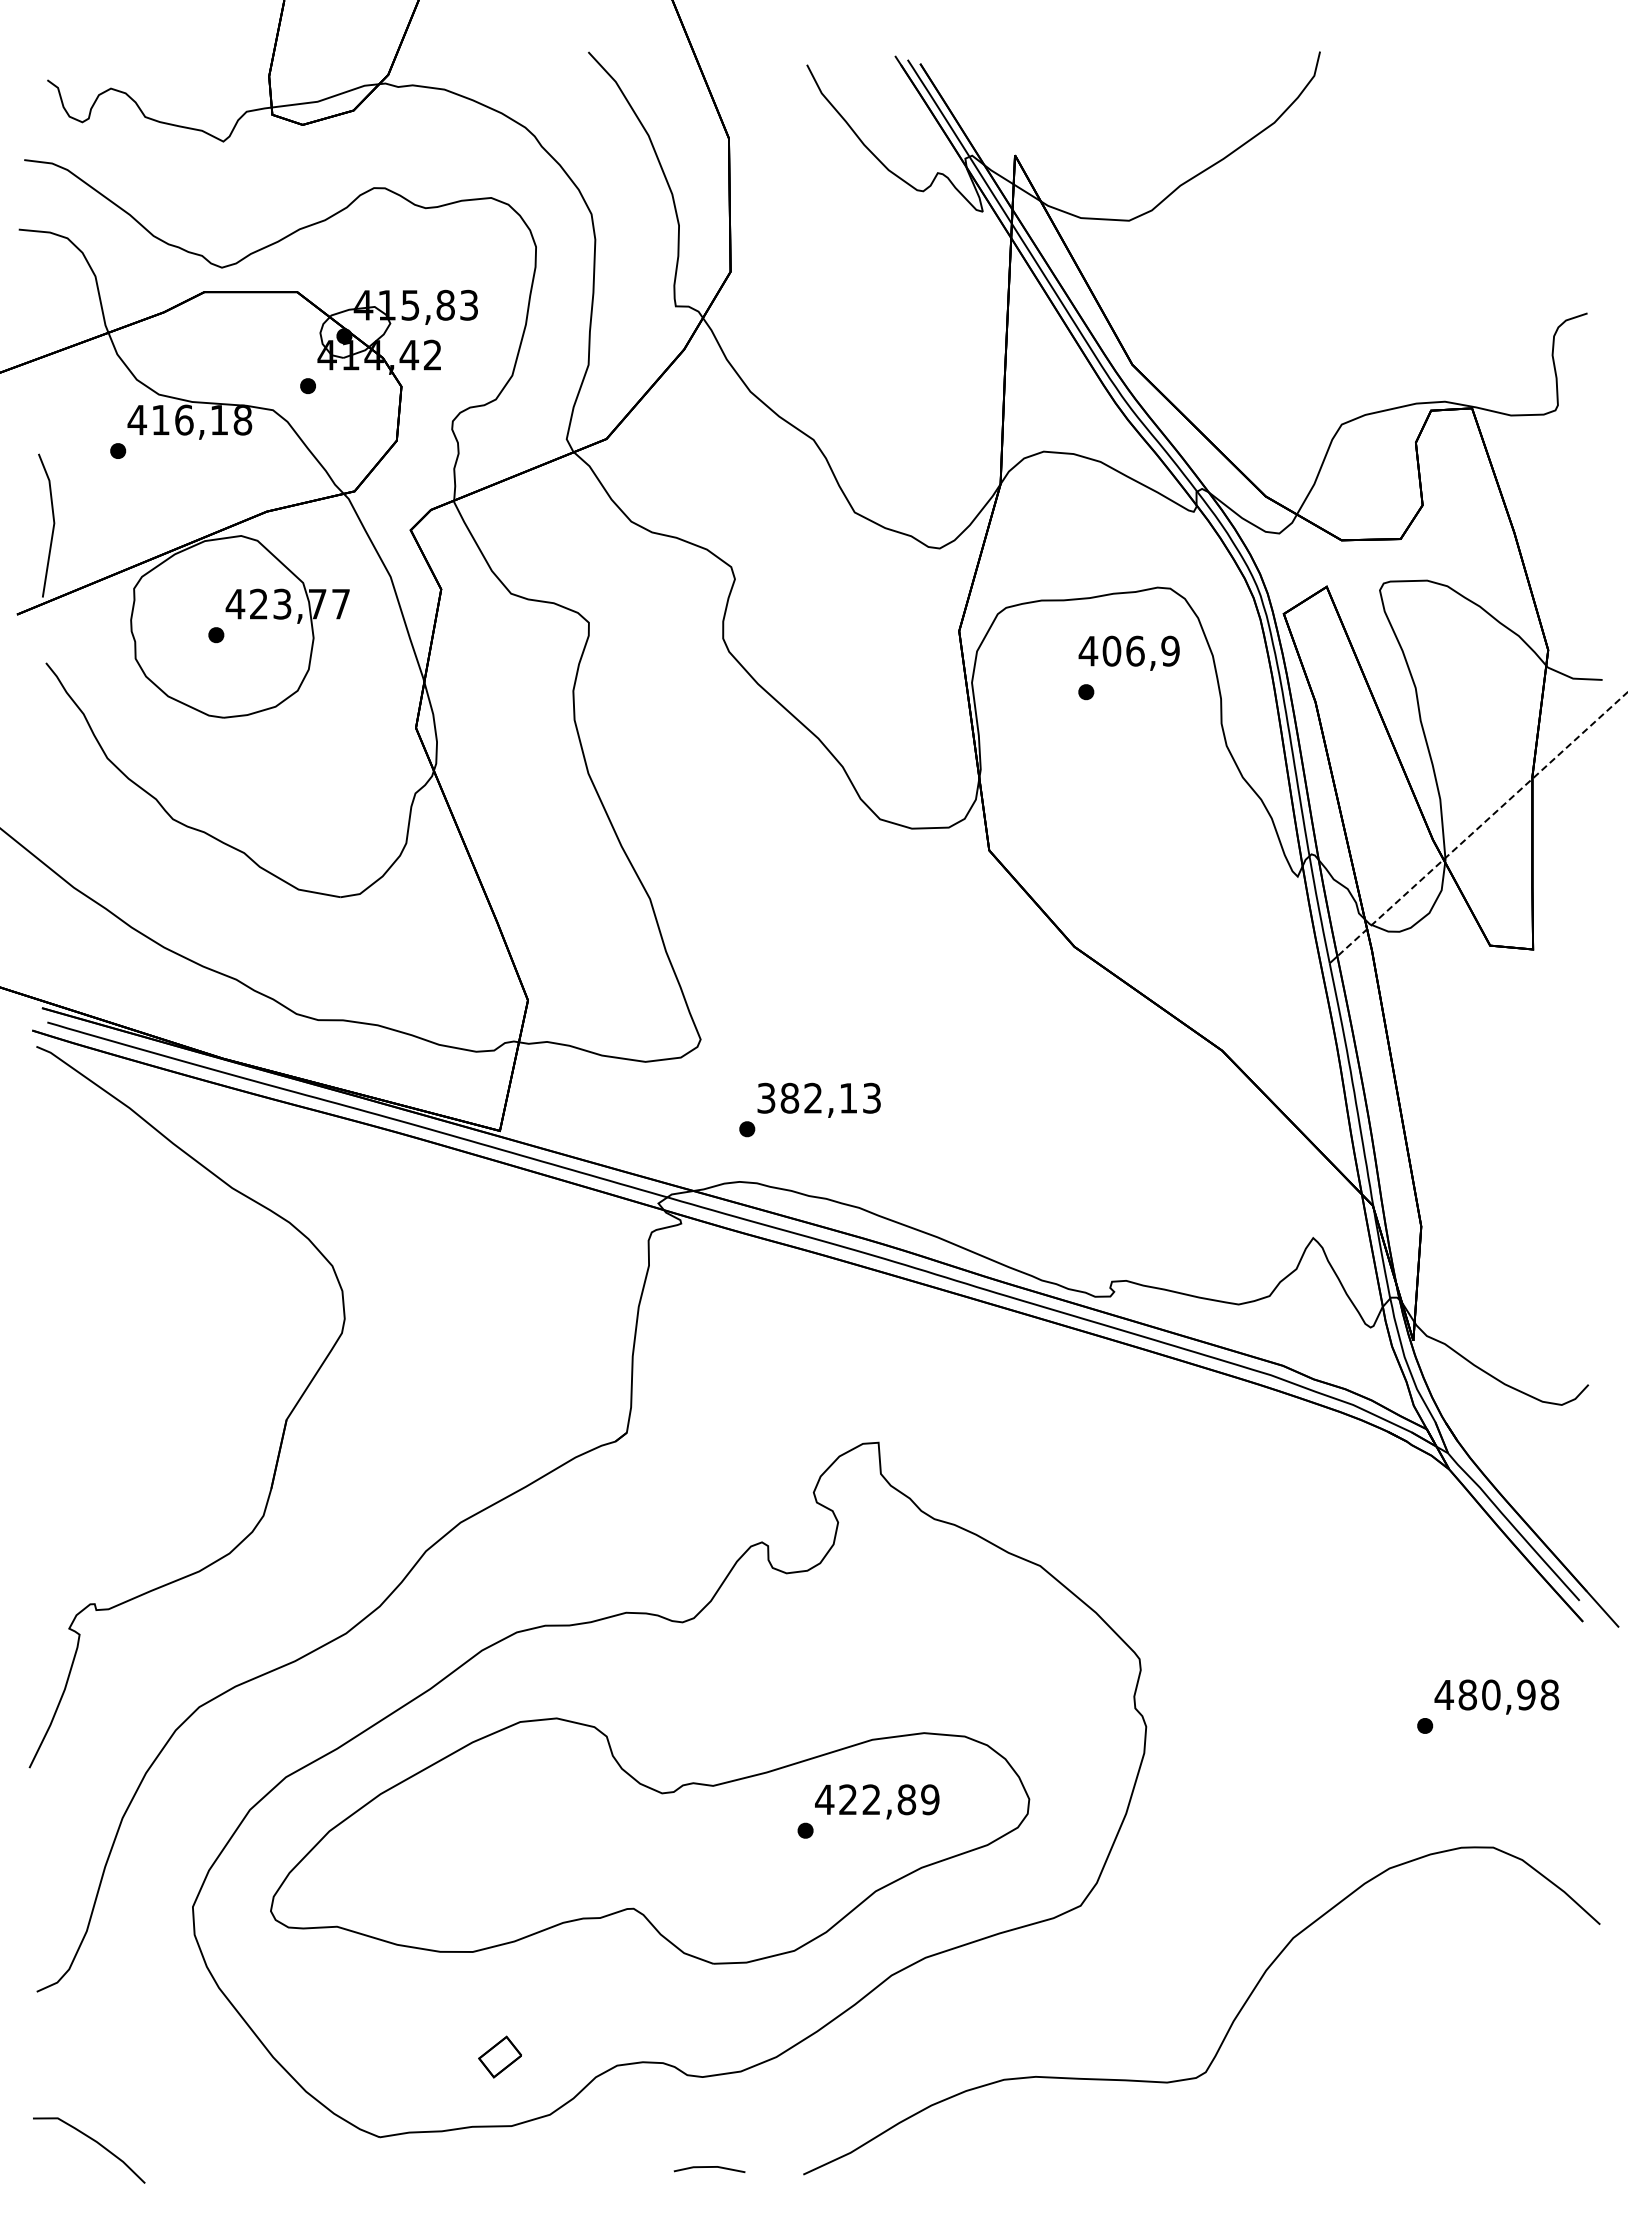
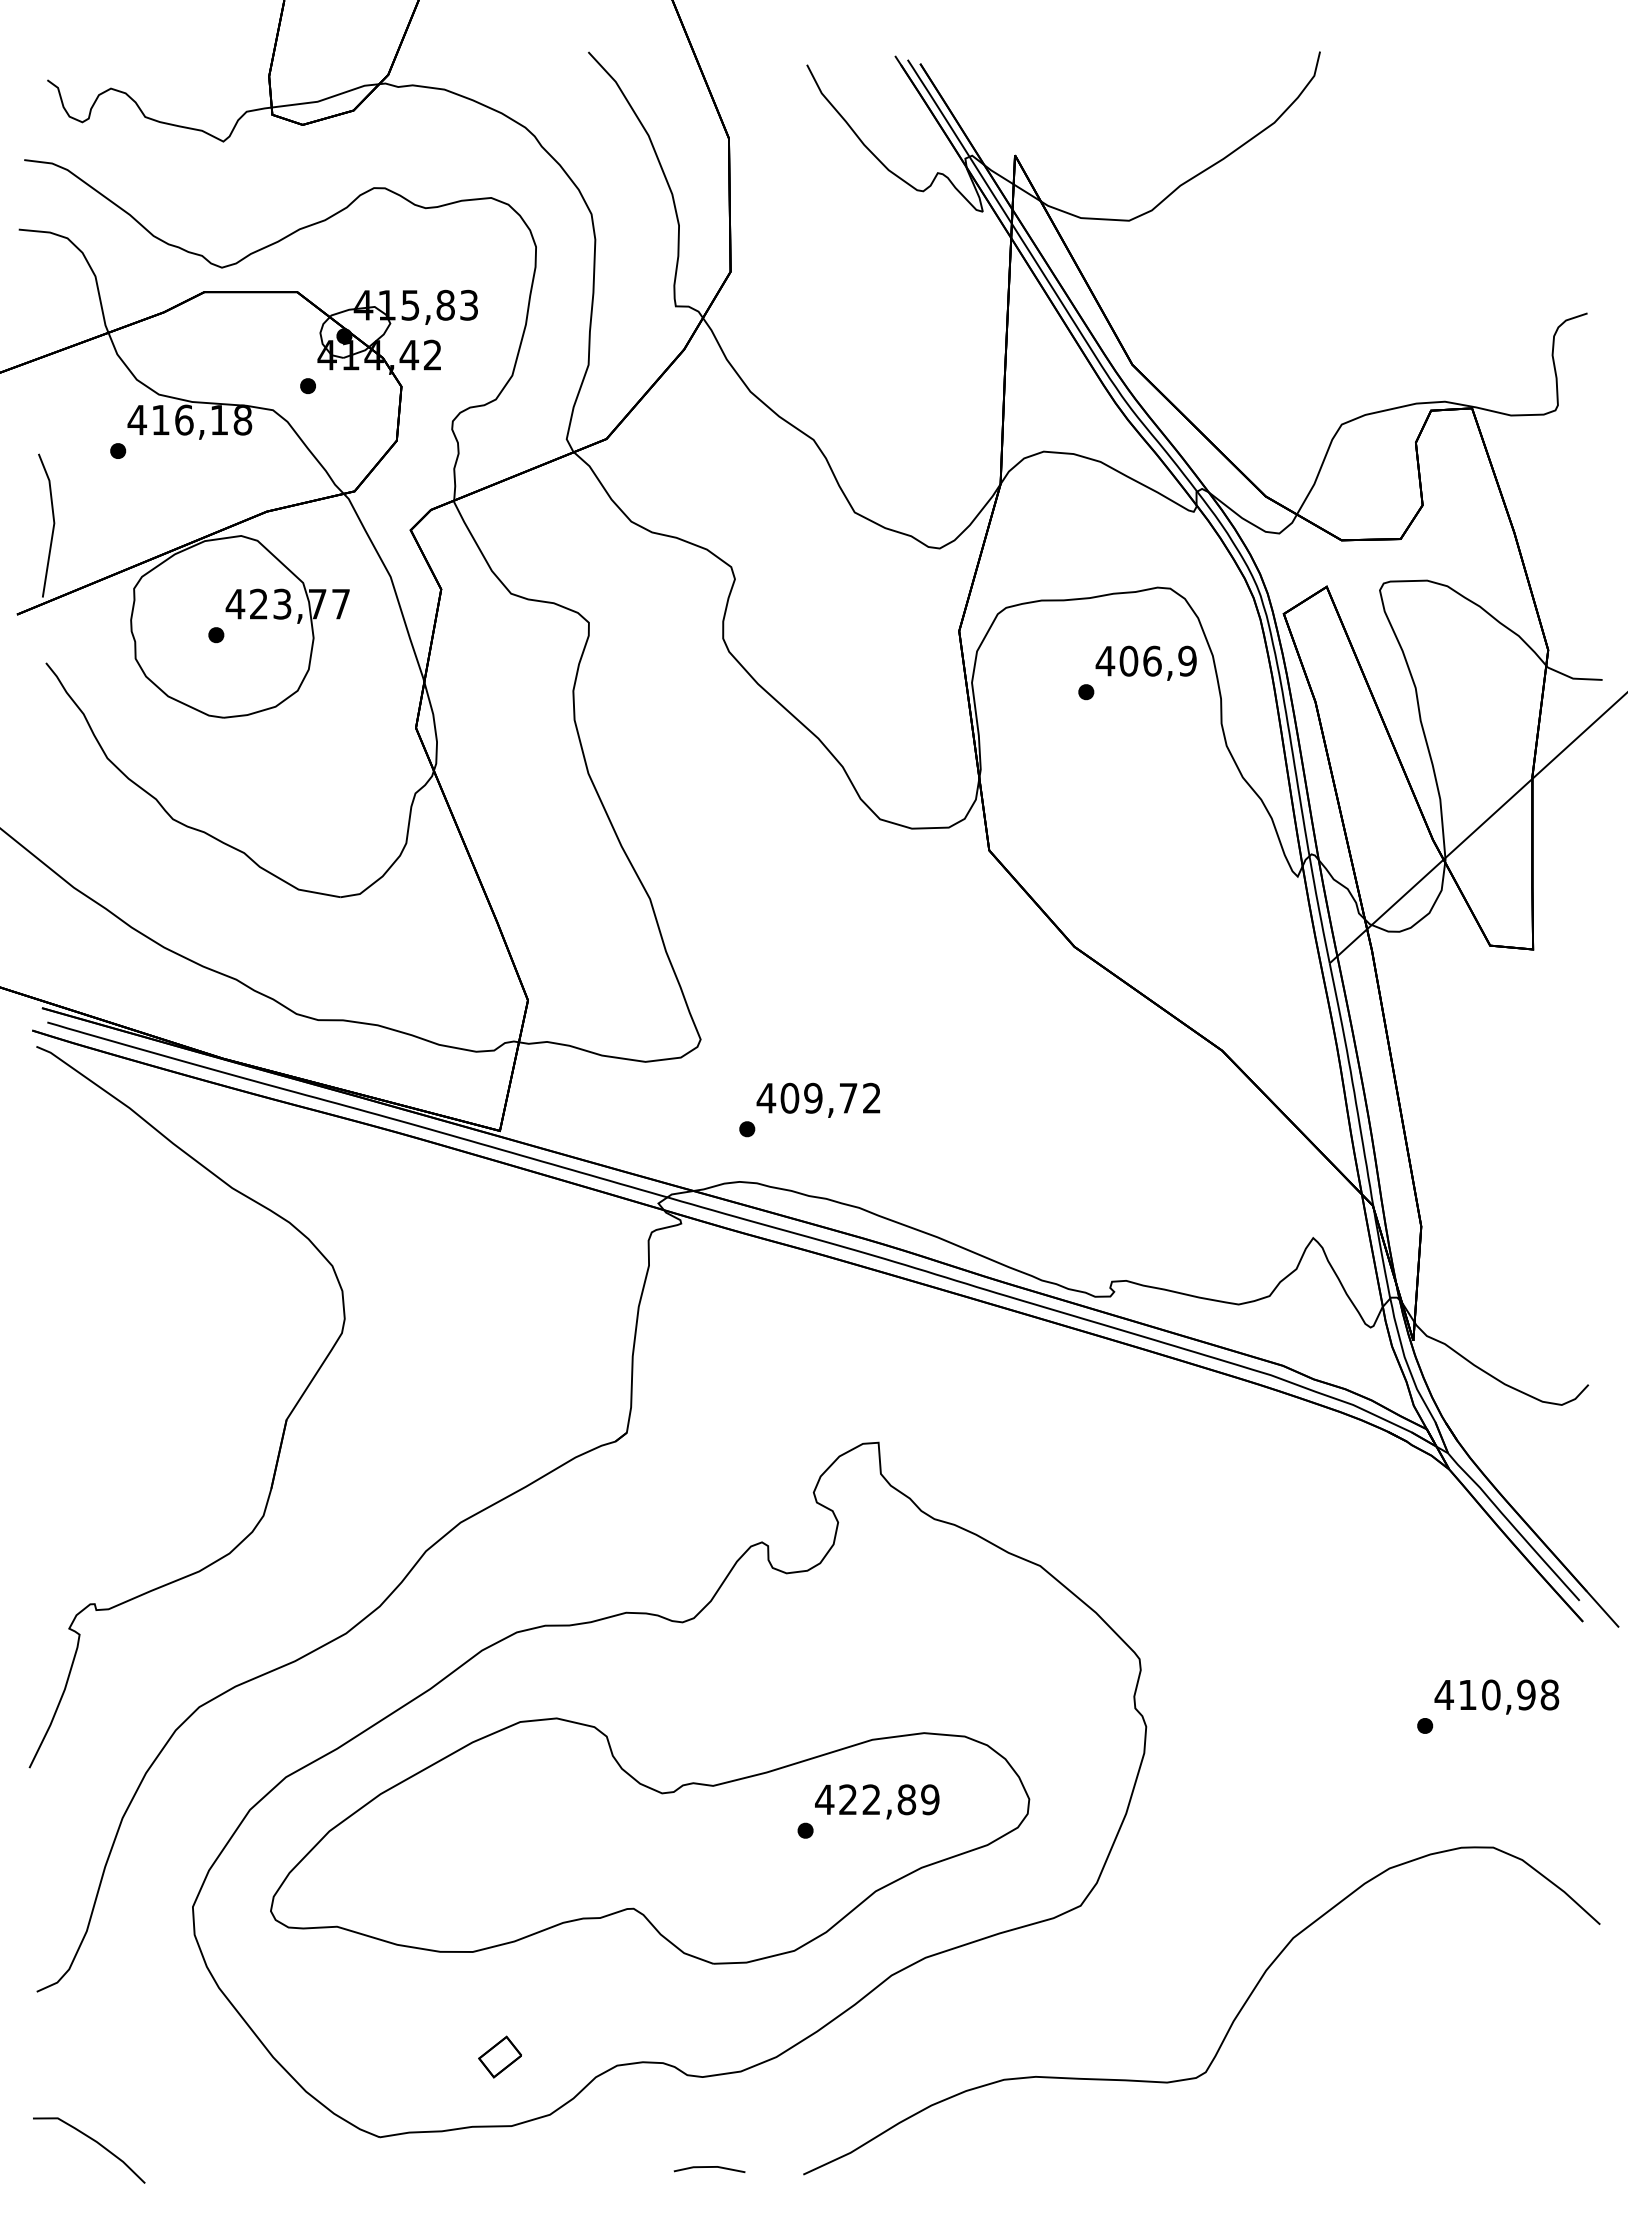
text position: (1128, 652) -> (1145, 662) (1145, 662)
line: dashed -> solid (1482, 824)
text: 382,13 -> 409,72 (818, 1097)
text: 480,98 -> 410,98 (1467, 1694)
